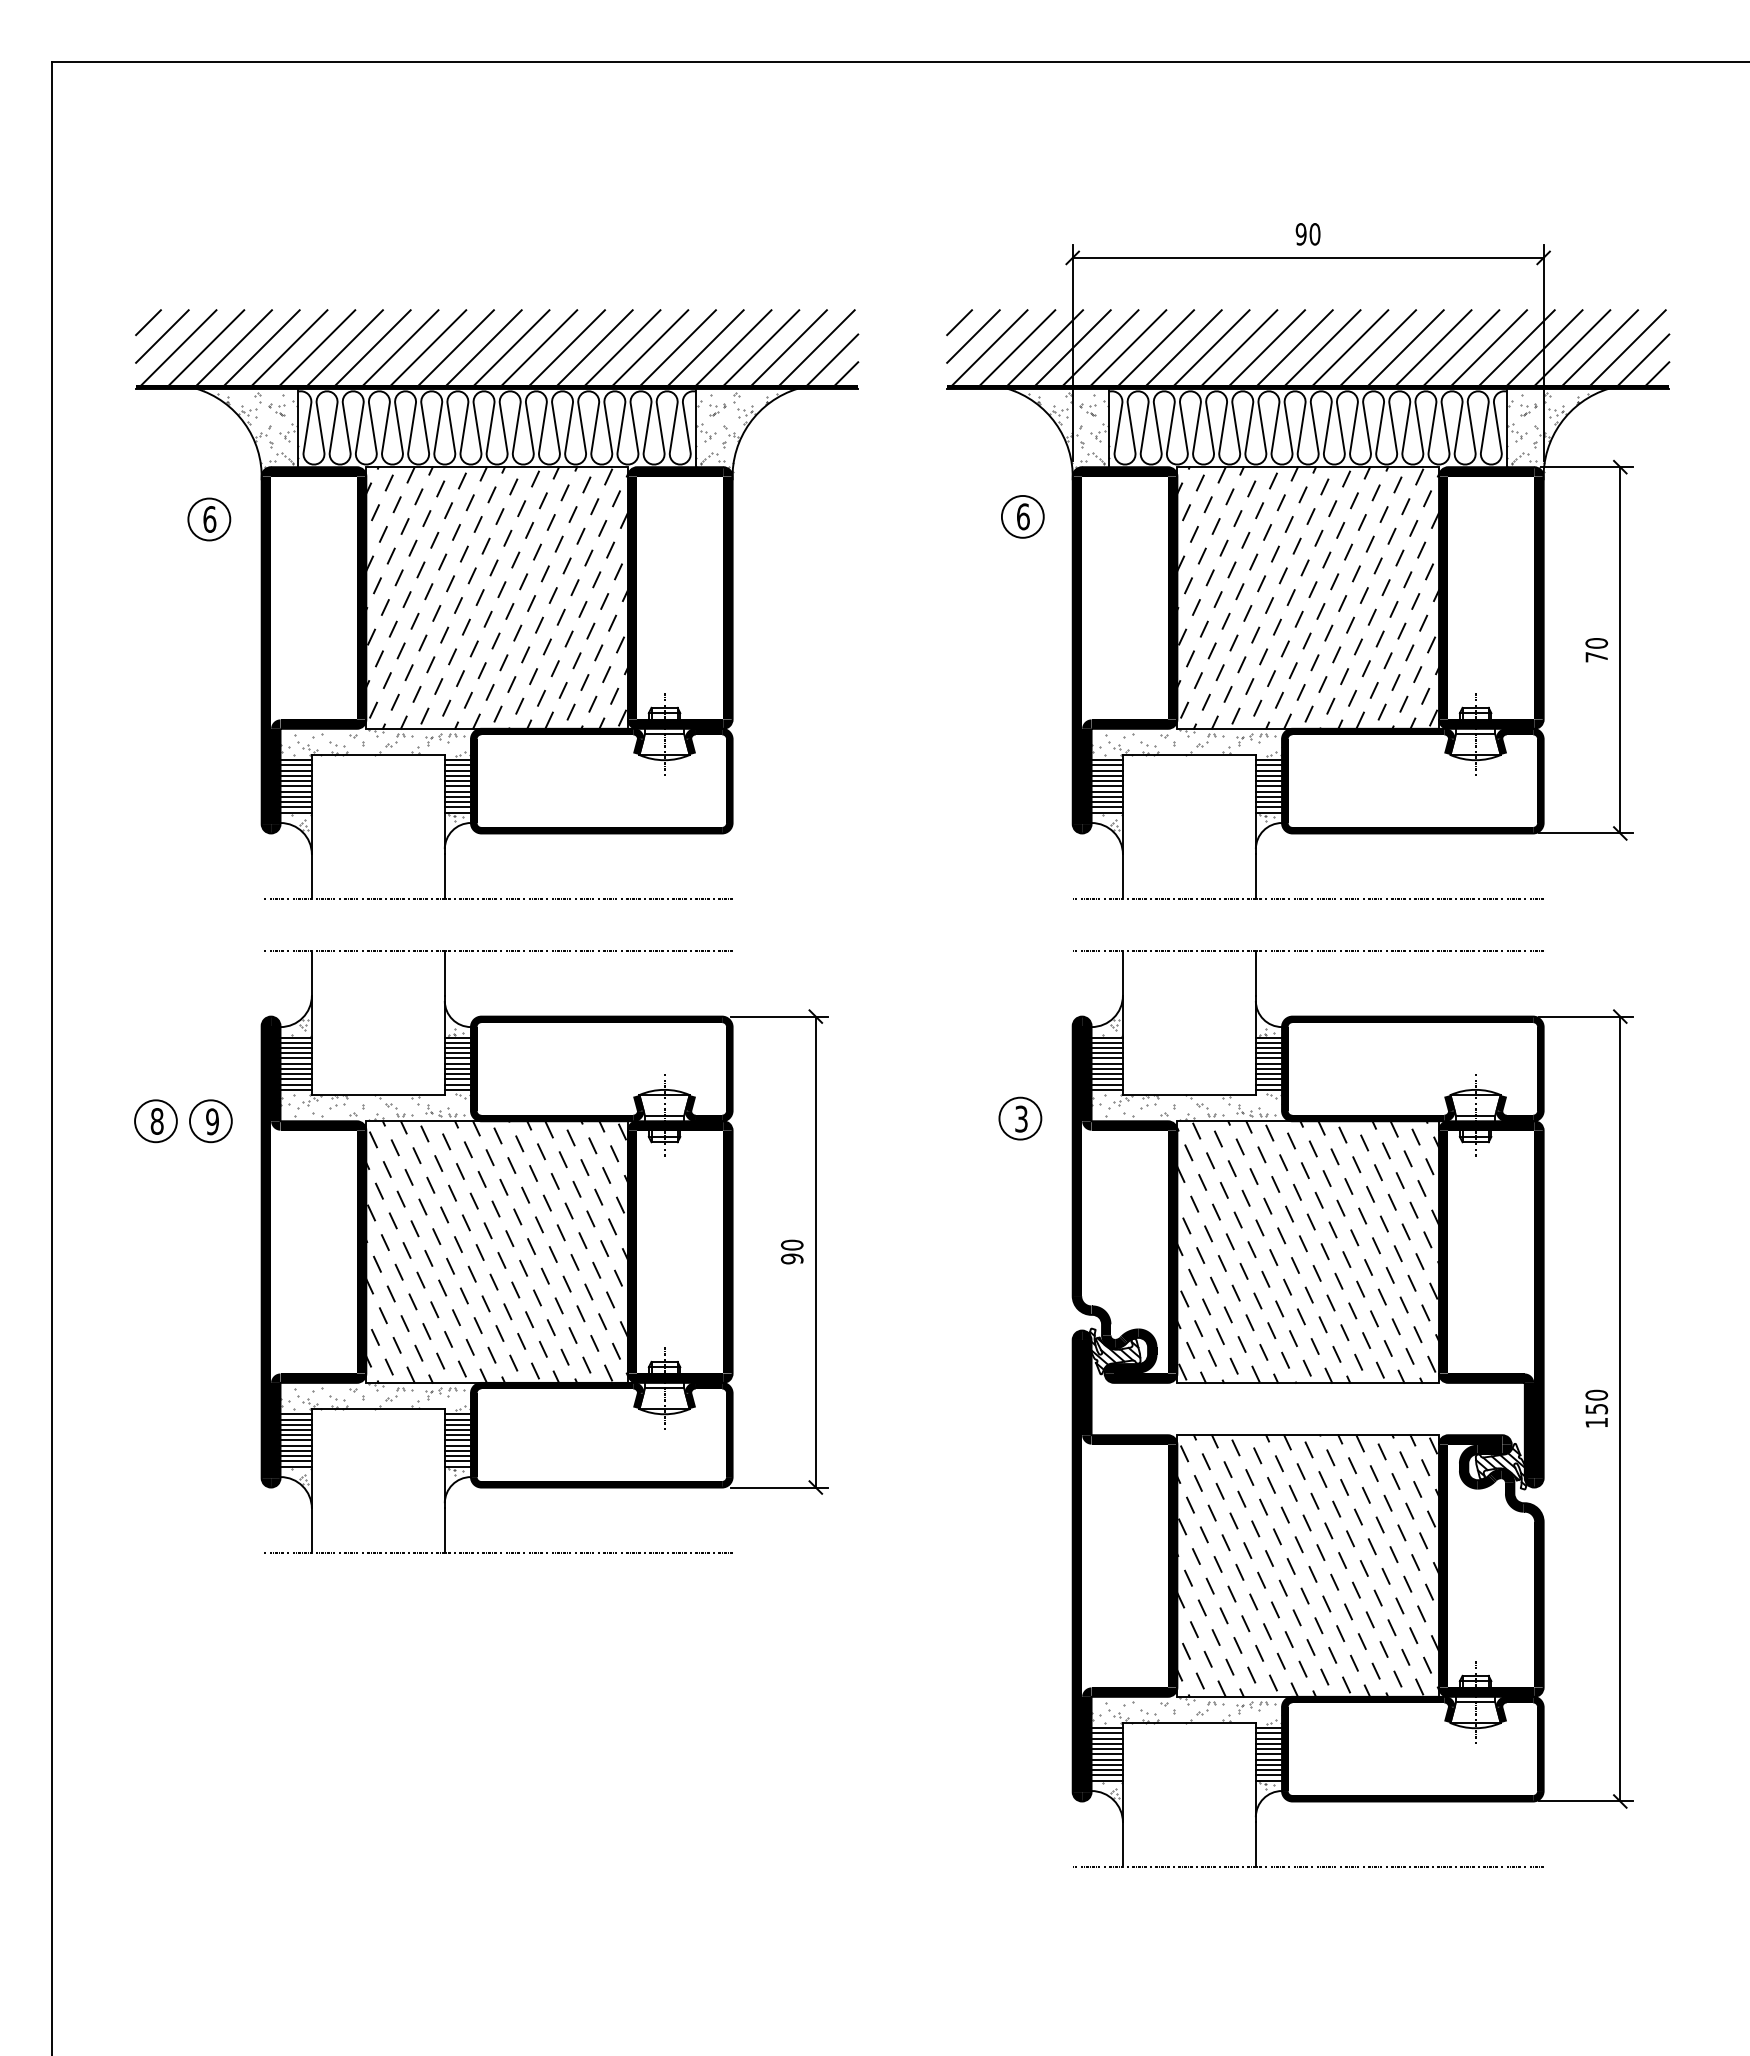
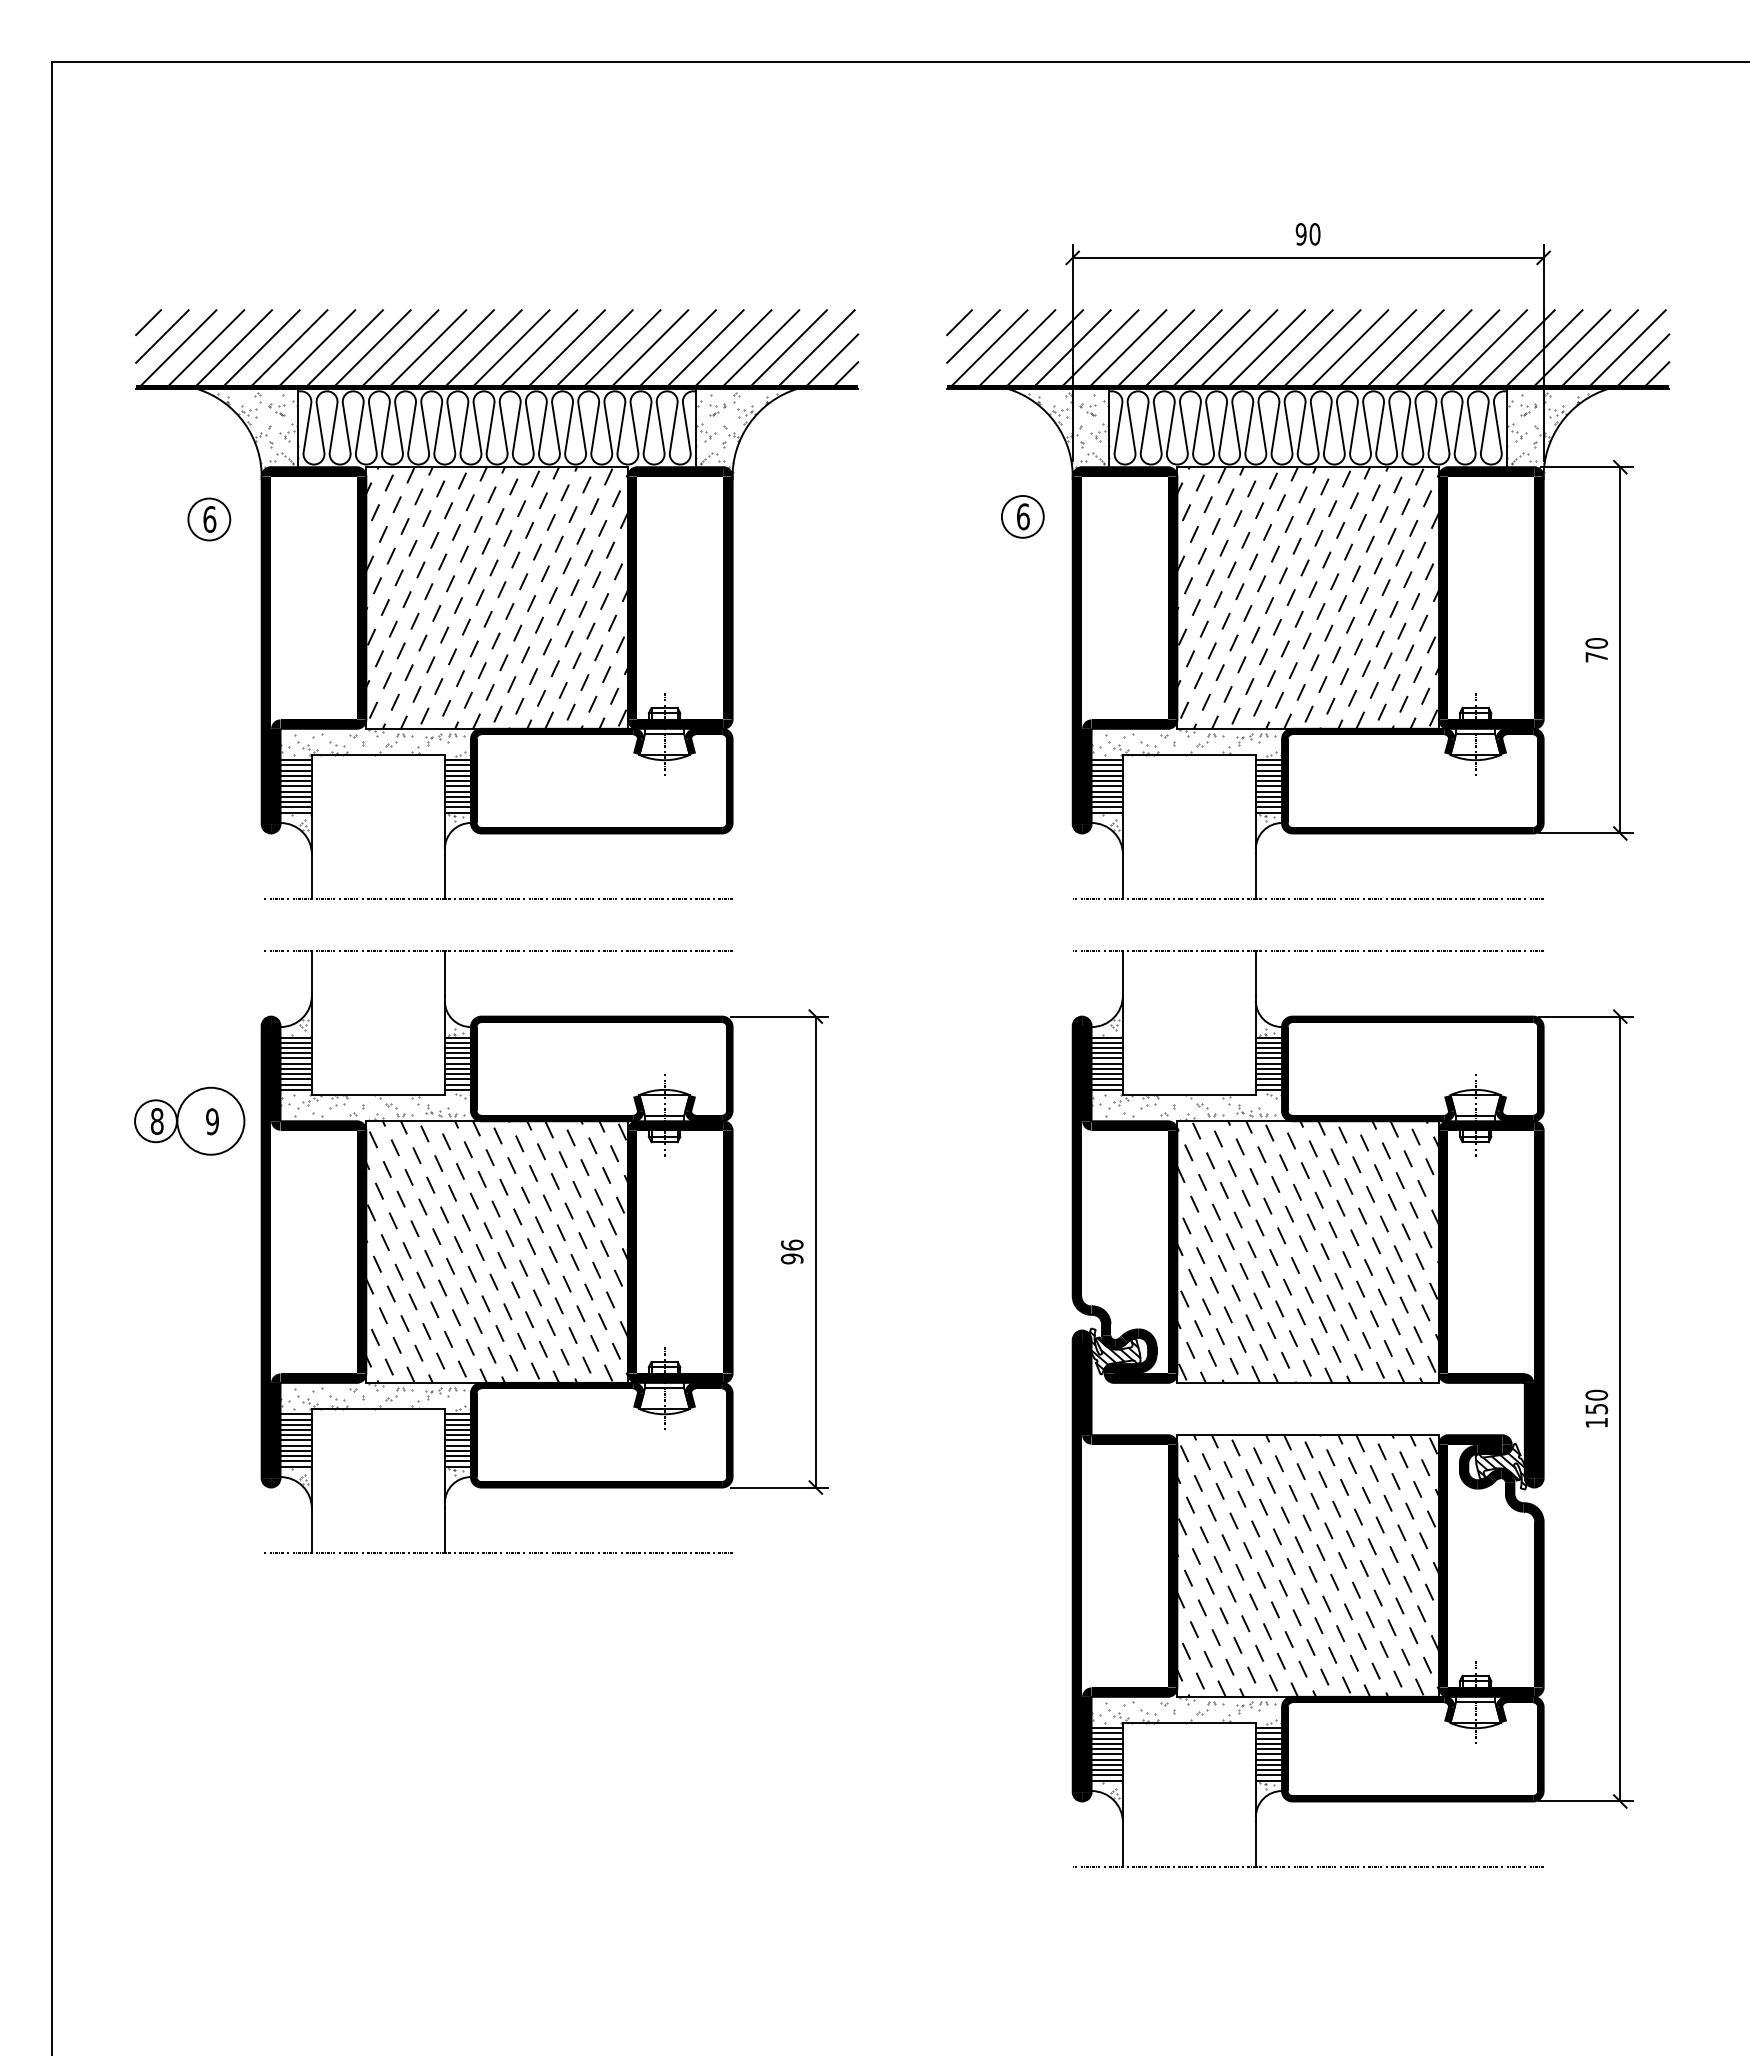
part: present -> none (1020, 1118)
circle diameter: 42 px -> 67 px (210, 1120)
text: 90 -> 96 (792, 1244)
